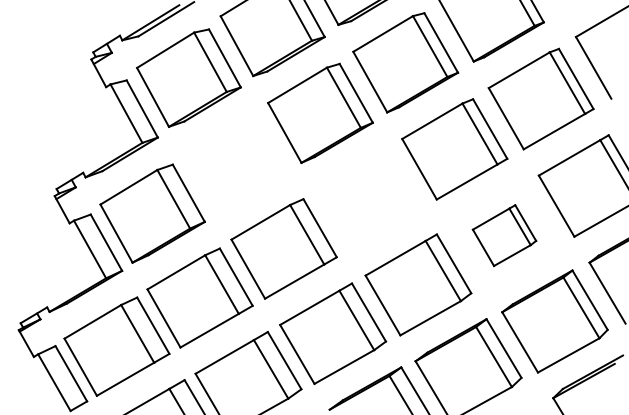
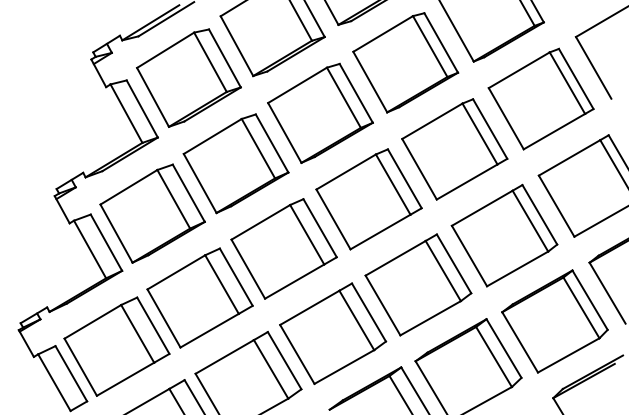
part: none -> present (235, 163)
part: none -> present (368, 199)
part size: 67x64 px -> 109x105 px (504, 235)
